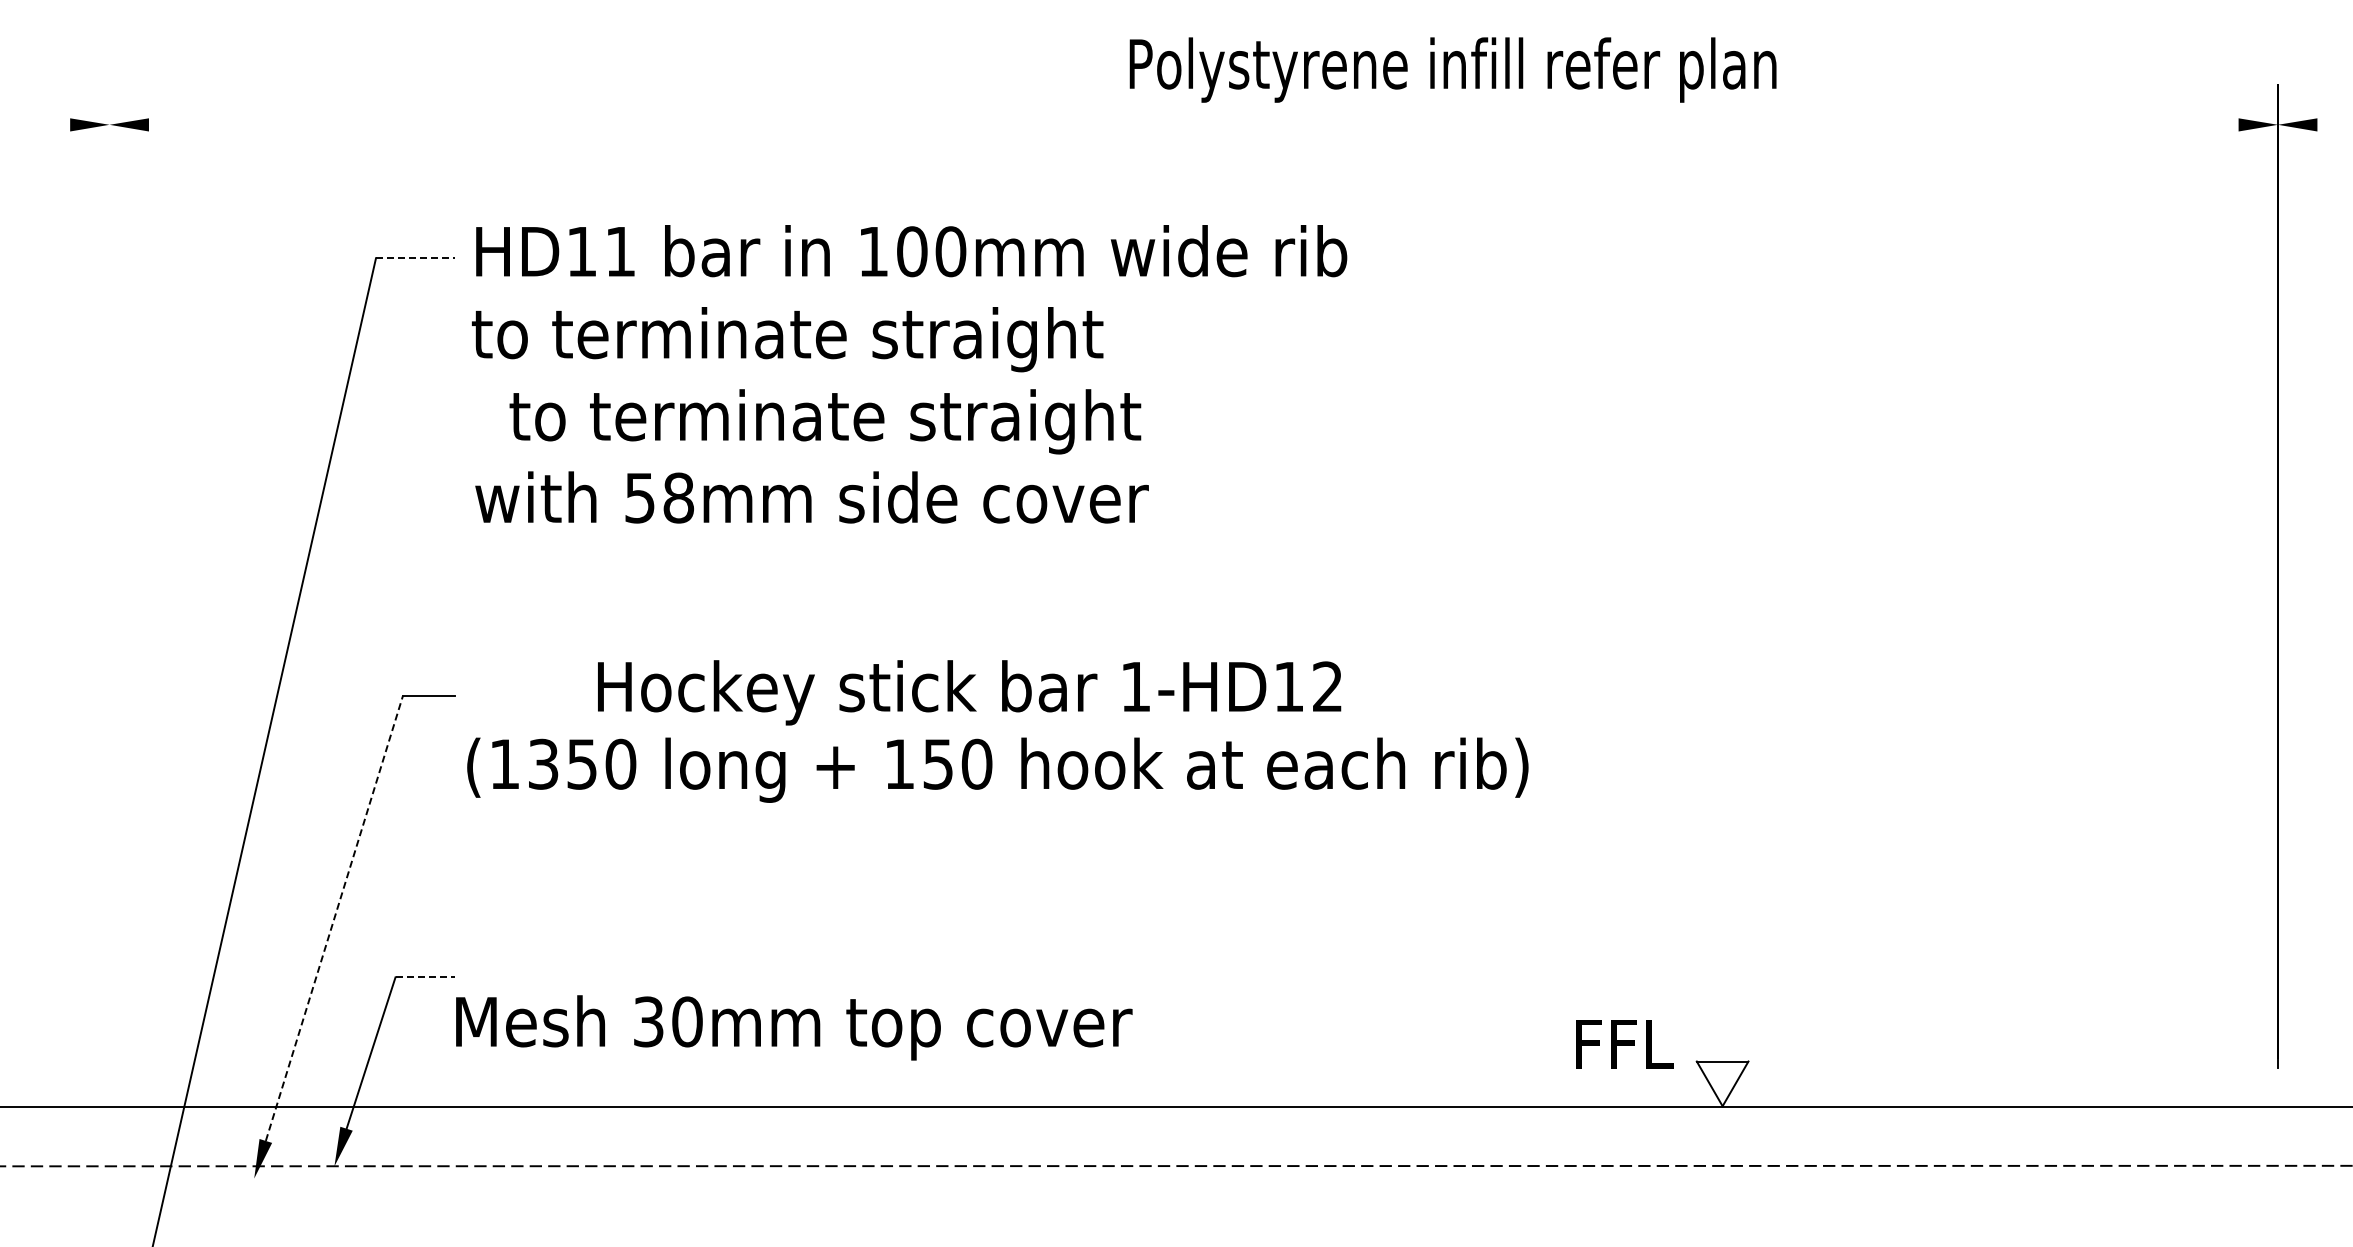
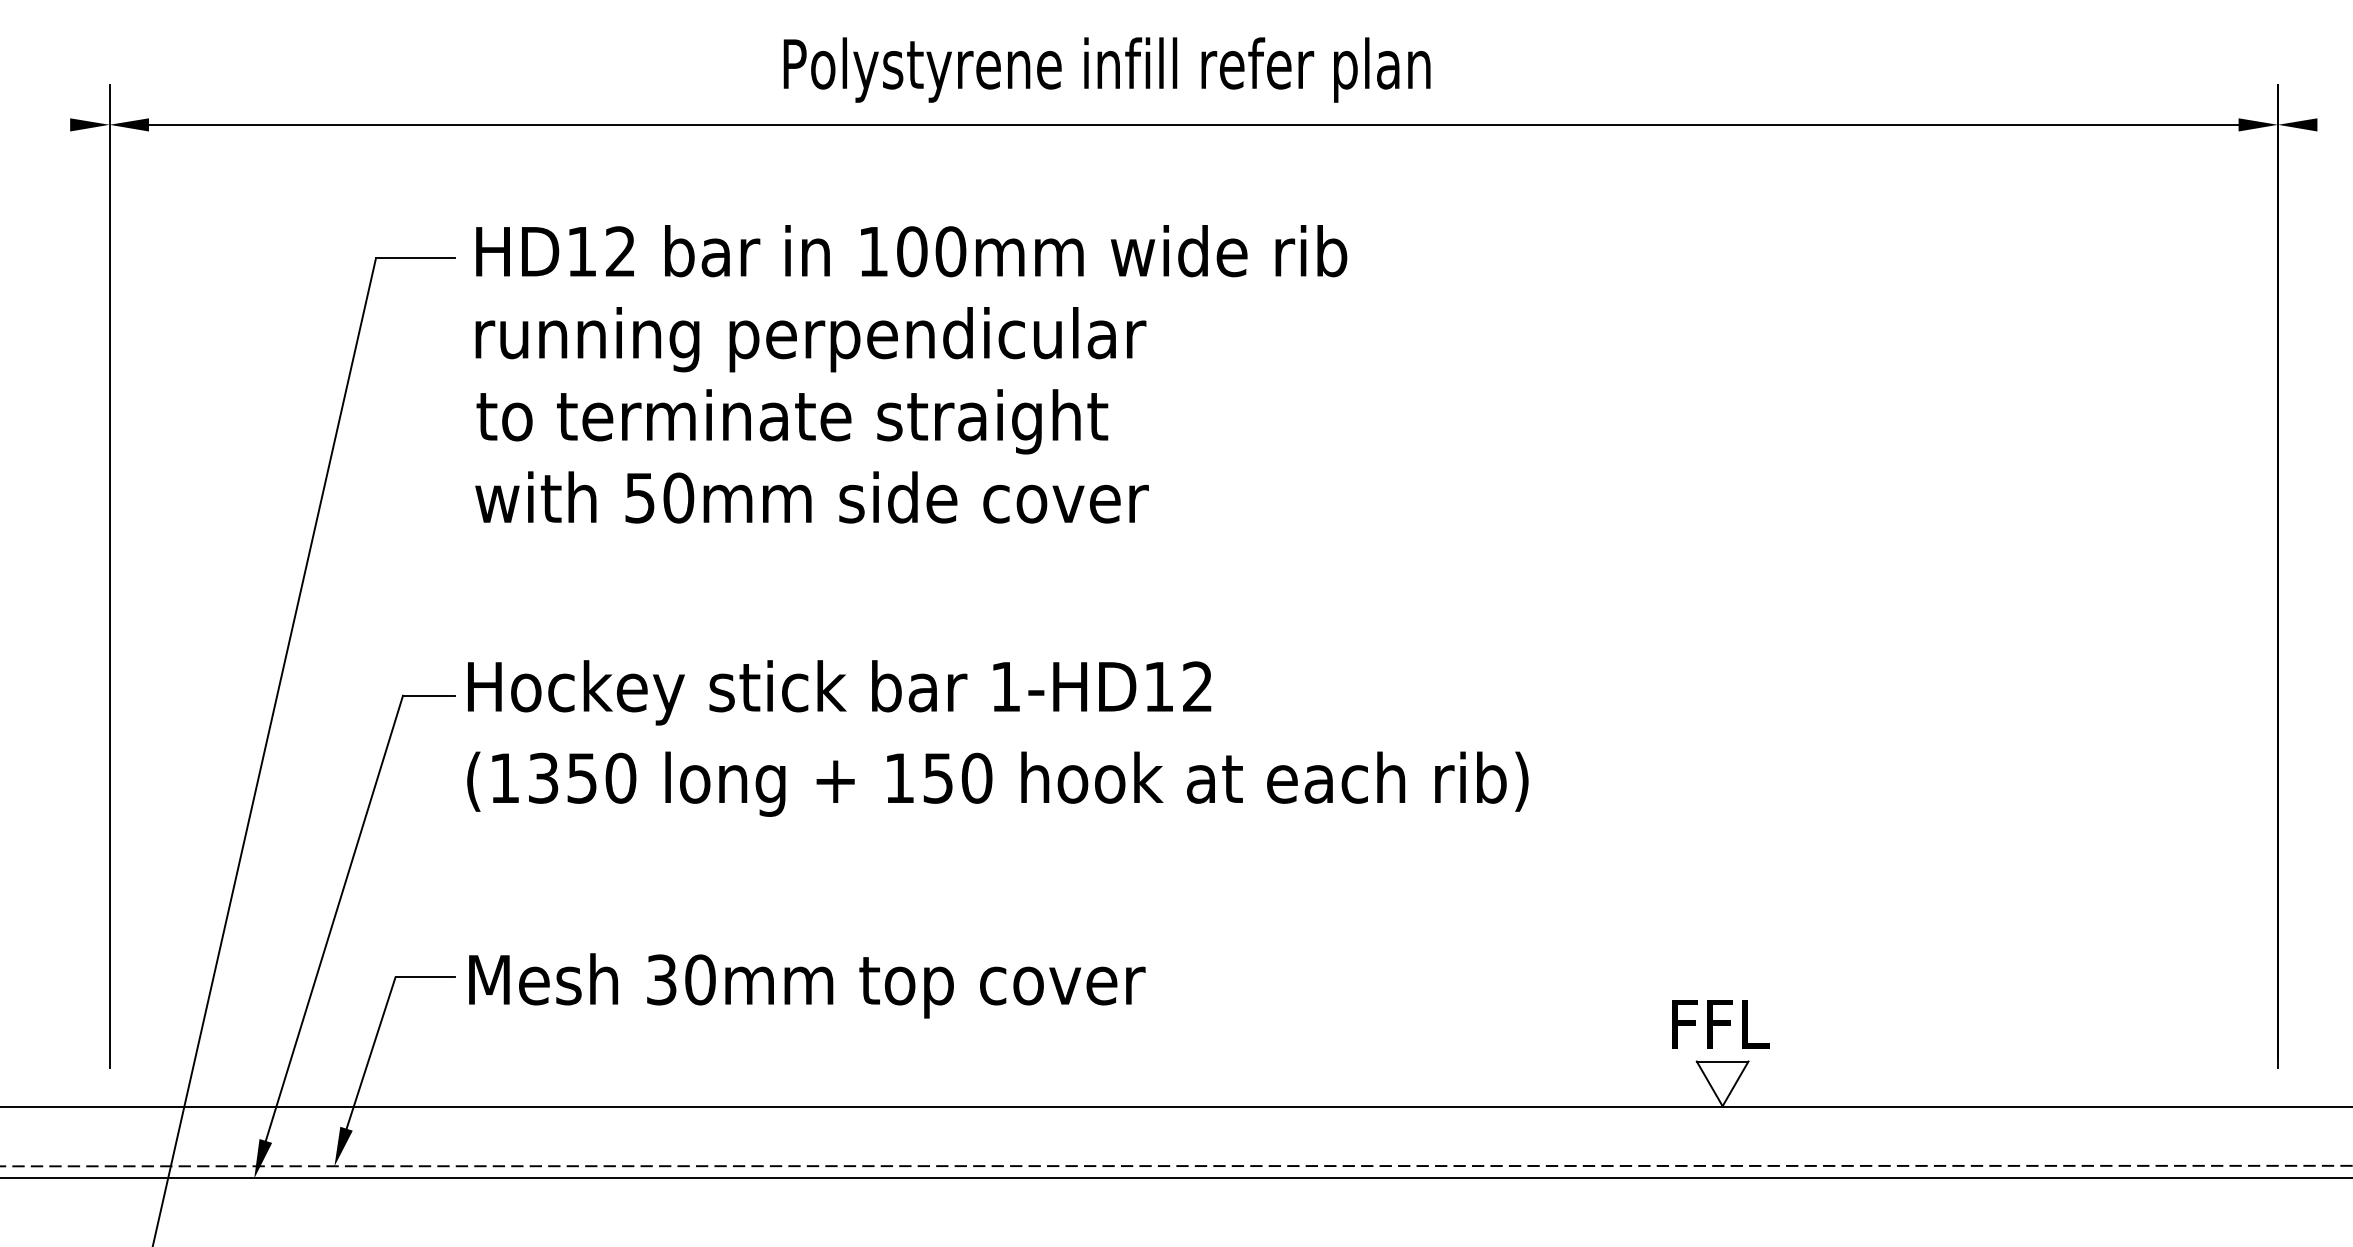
text position: (1452, 69) -> (1106, 69) (1106, 69)
line: none -> present (1193, 124)
text: HD11 -> HD12 (620, 251)
line: dashed -> solid (415, 258)
text: to terminate straight -> running perpendicular (808, 339)
text position: (825, 421) -> (792, 421) (792, 421)
text: 58mm -> 50mm (678, 497)
line: none -> present (109, 576)
text position: (969, 692) -> (839, 692) (839, 692)
text position: (997, 769) -> (997, 783) (997, 783)
line: dashed -> solid (334, 918)
line: dashed -> solid (425, 977)
text position: (794, 1027) -> (807, 985) (807, 985)
text position: (1624, 1044) -> (1720, 1024) (1720, 1024)
line: none -> present (1175, 1178)
